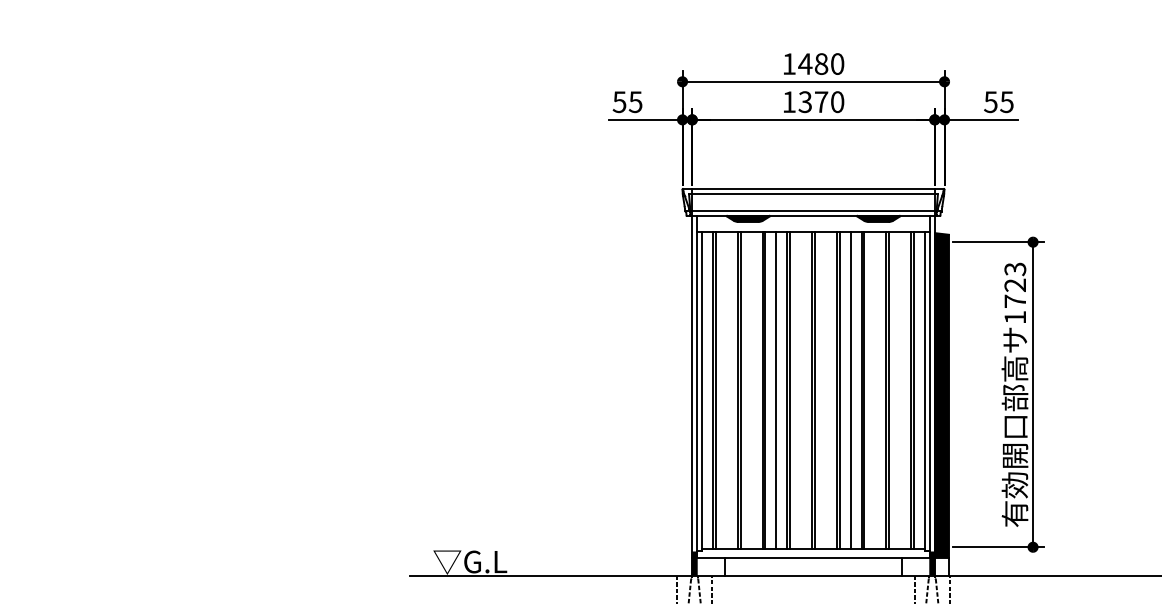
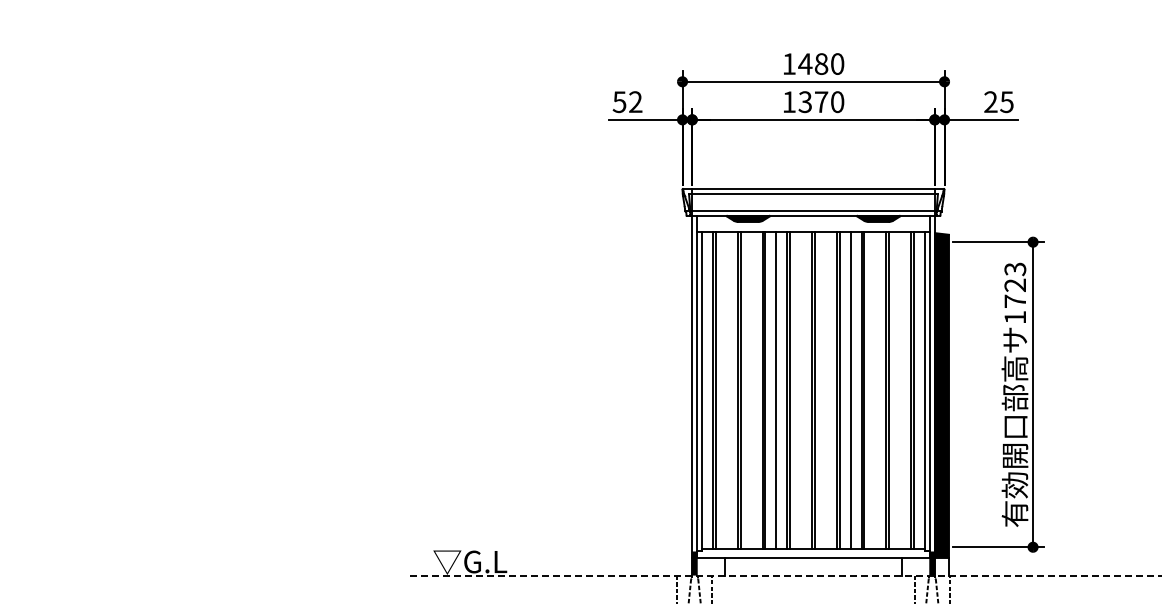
text: 55 -> 52 (635, 102)
text: 55 -> 25 (990, 102)
line: solid -> dashed (786, 575)
